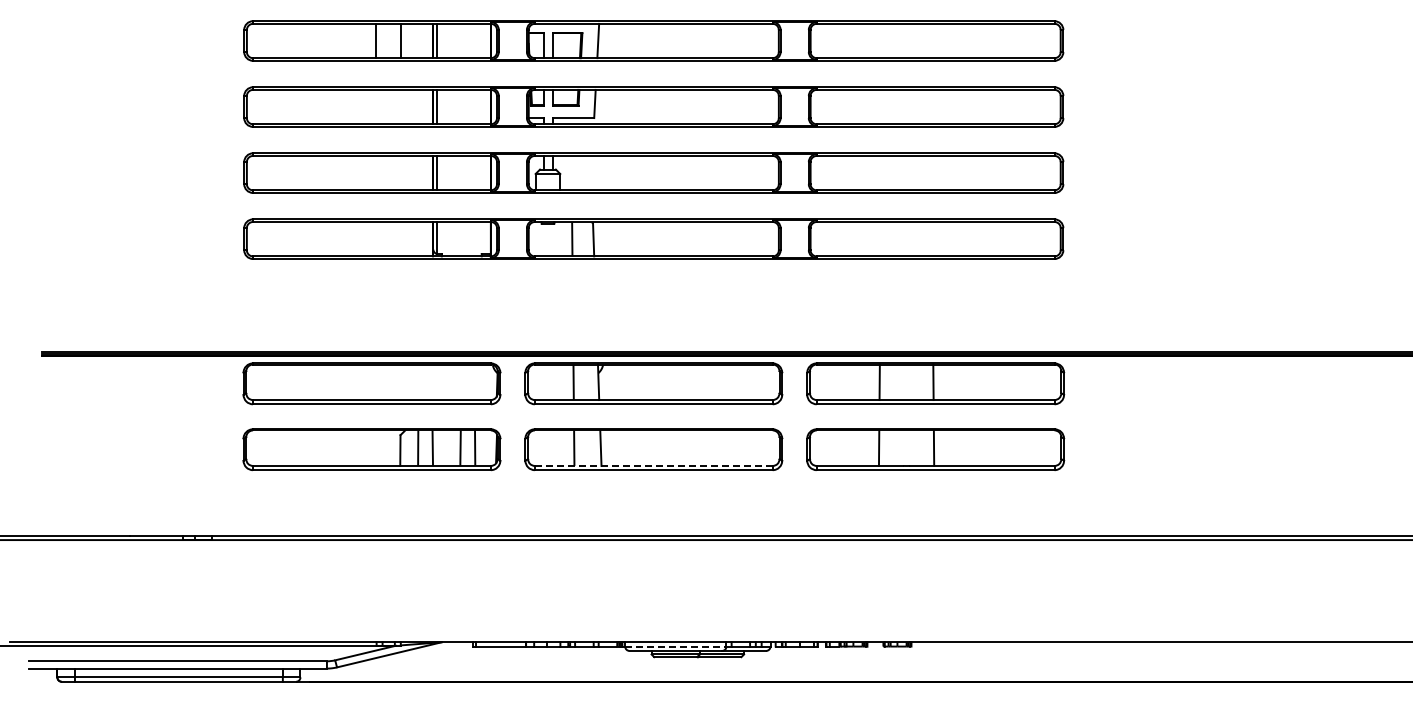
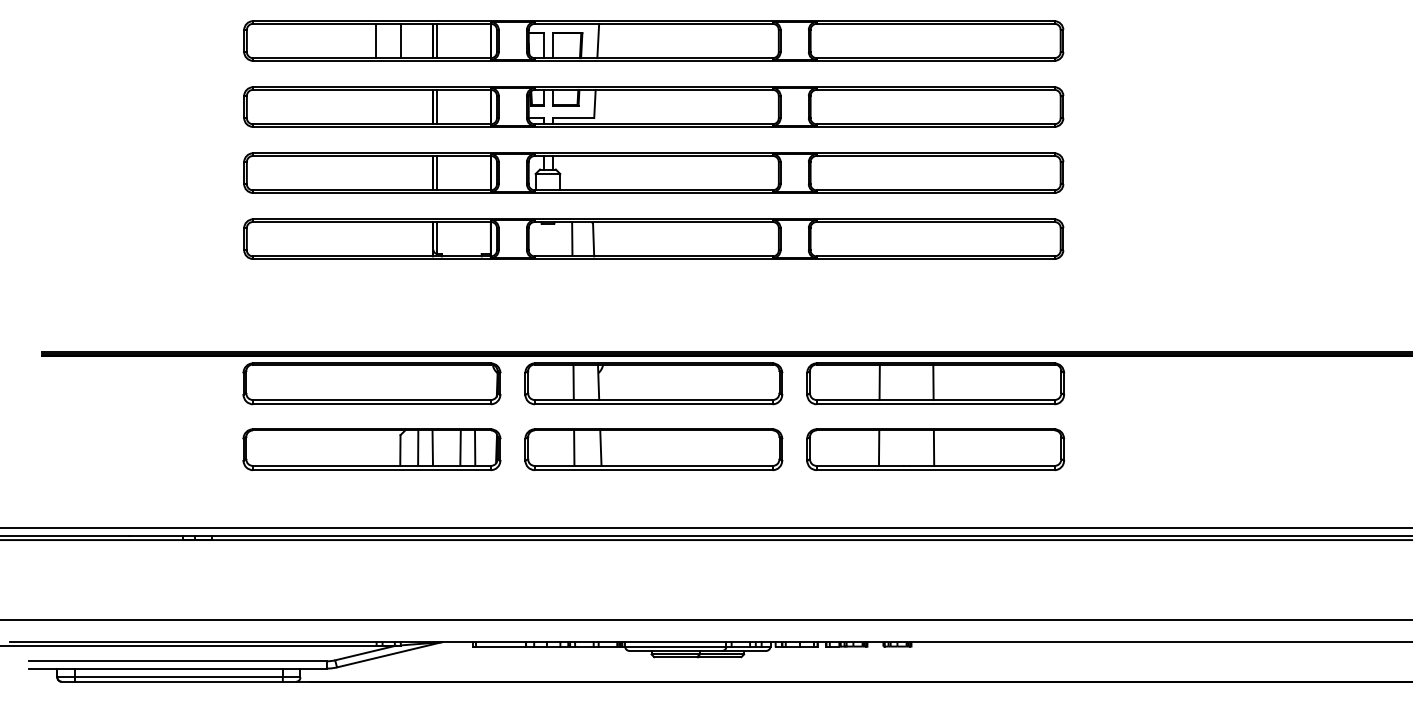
line: dashed -> solid (653, 465)
line: none -> present (705, 528)
line: none -> present (705, 620)
line: dashed -> solid (675, 646)
